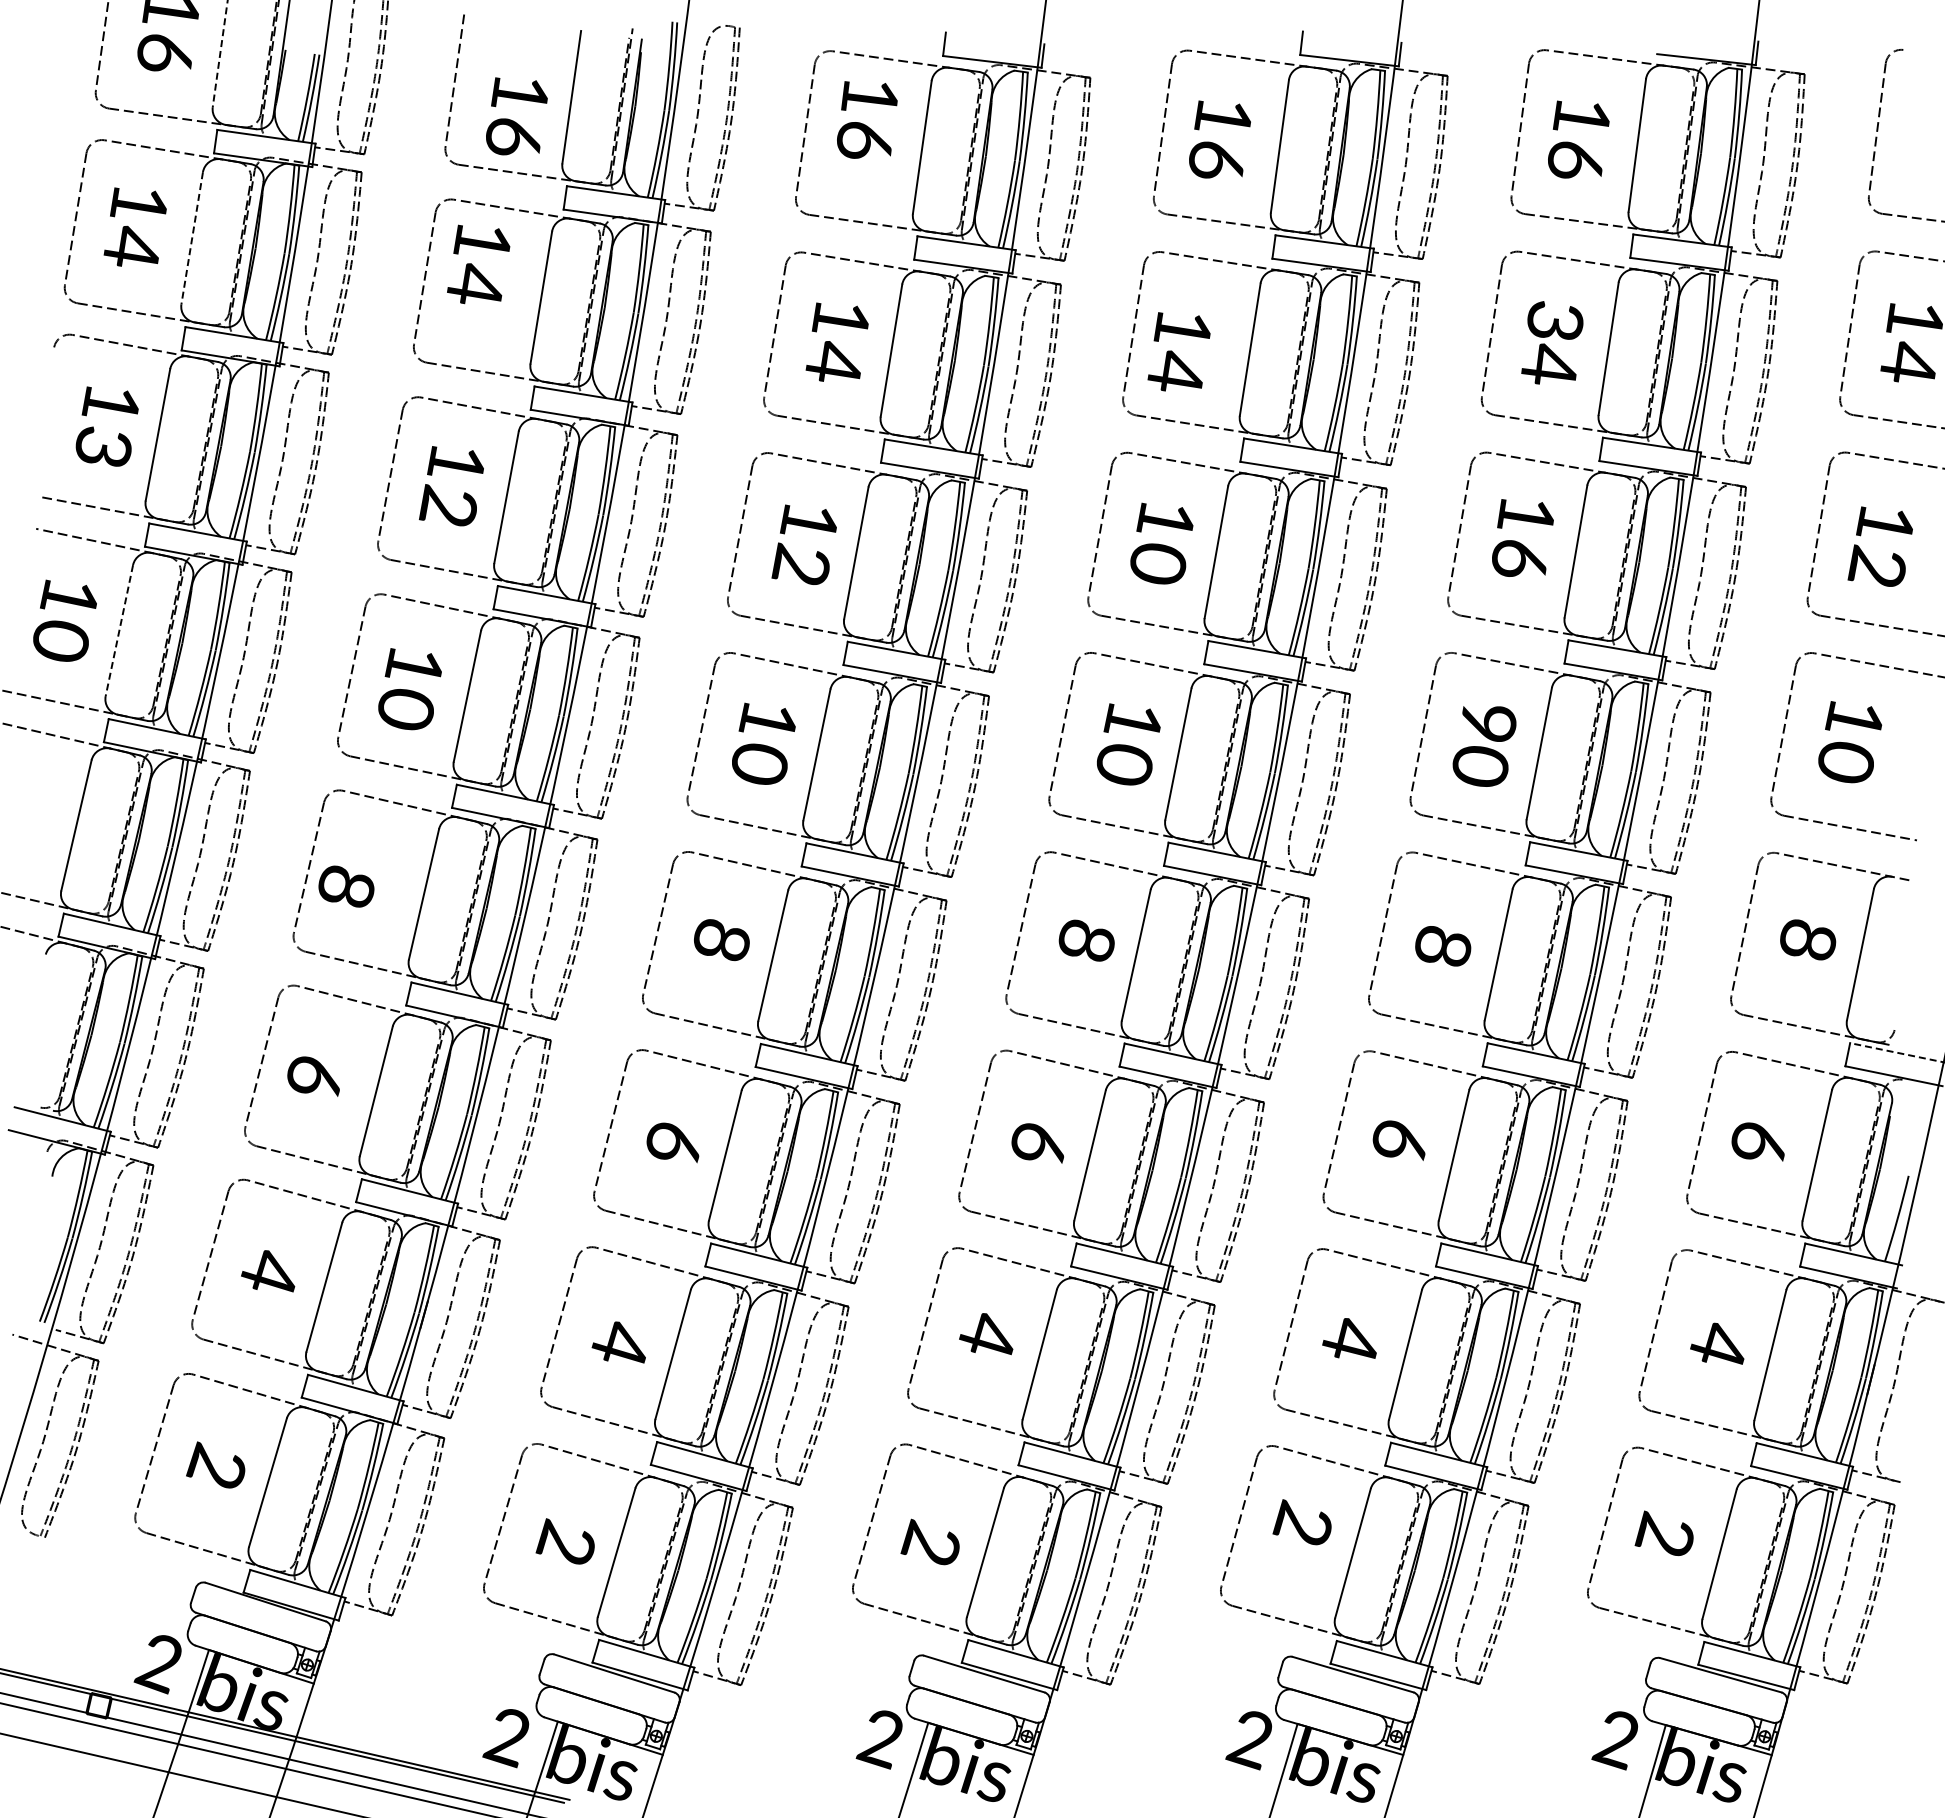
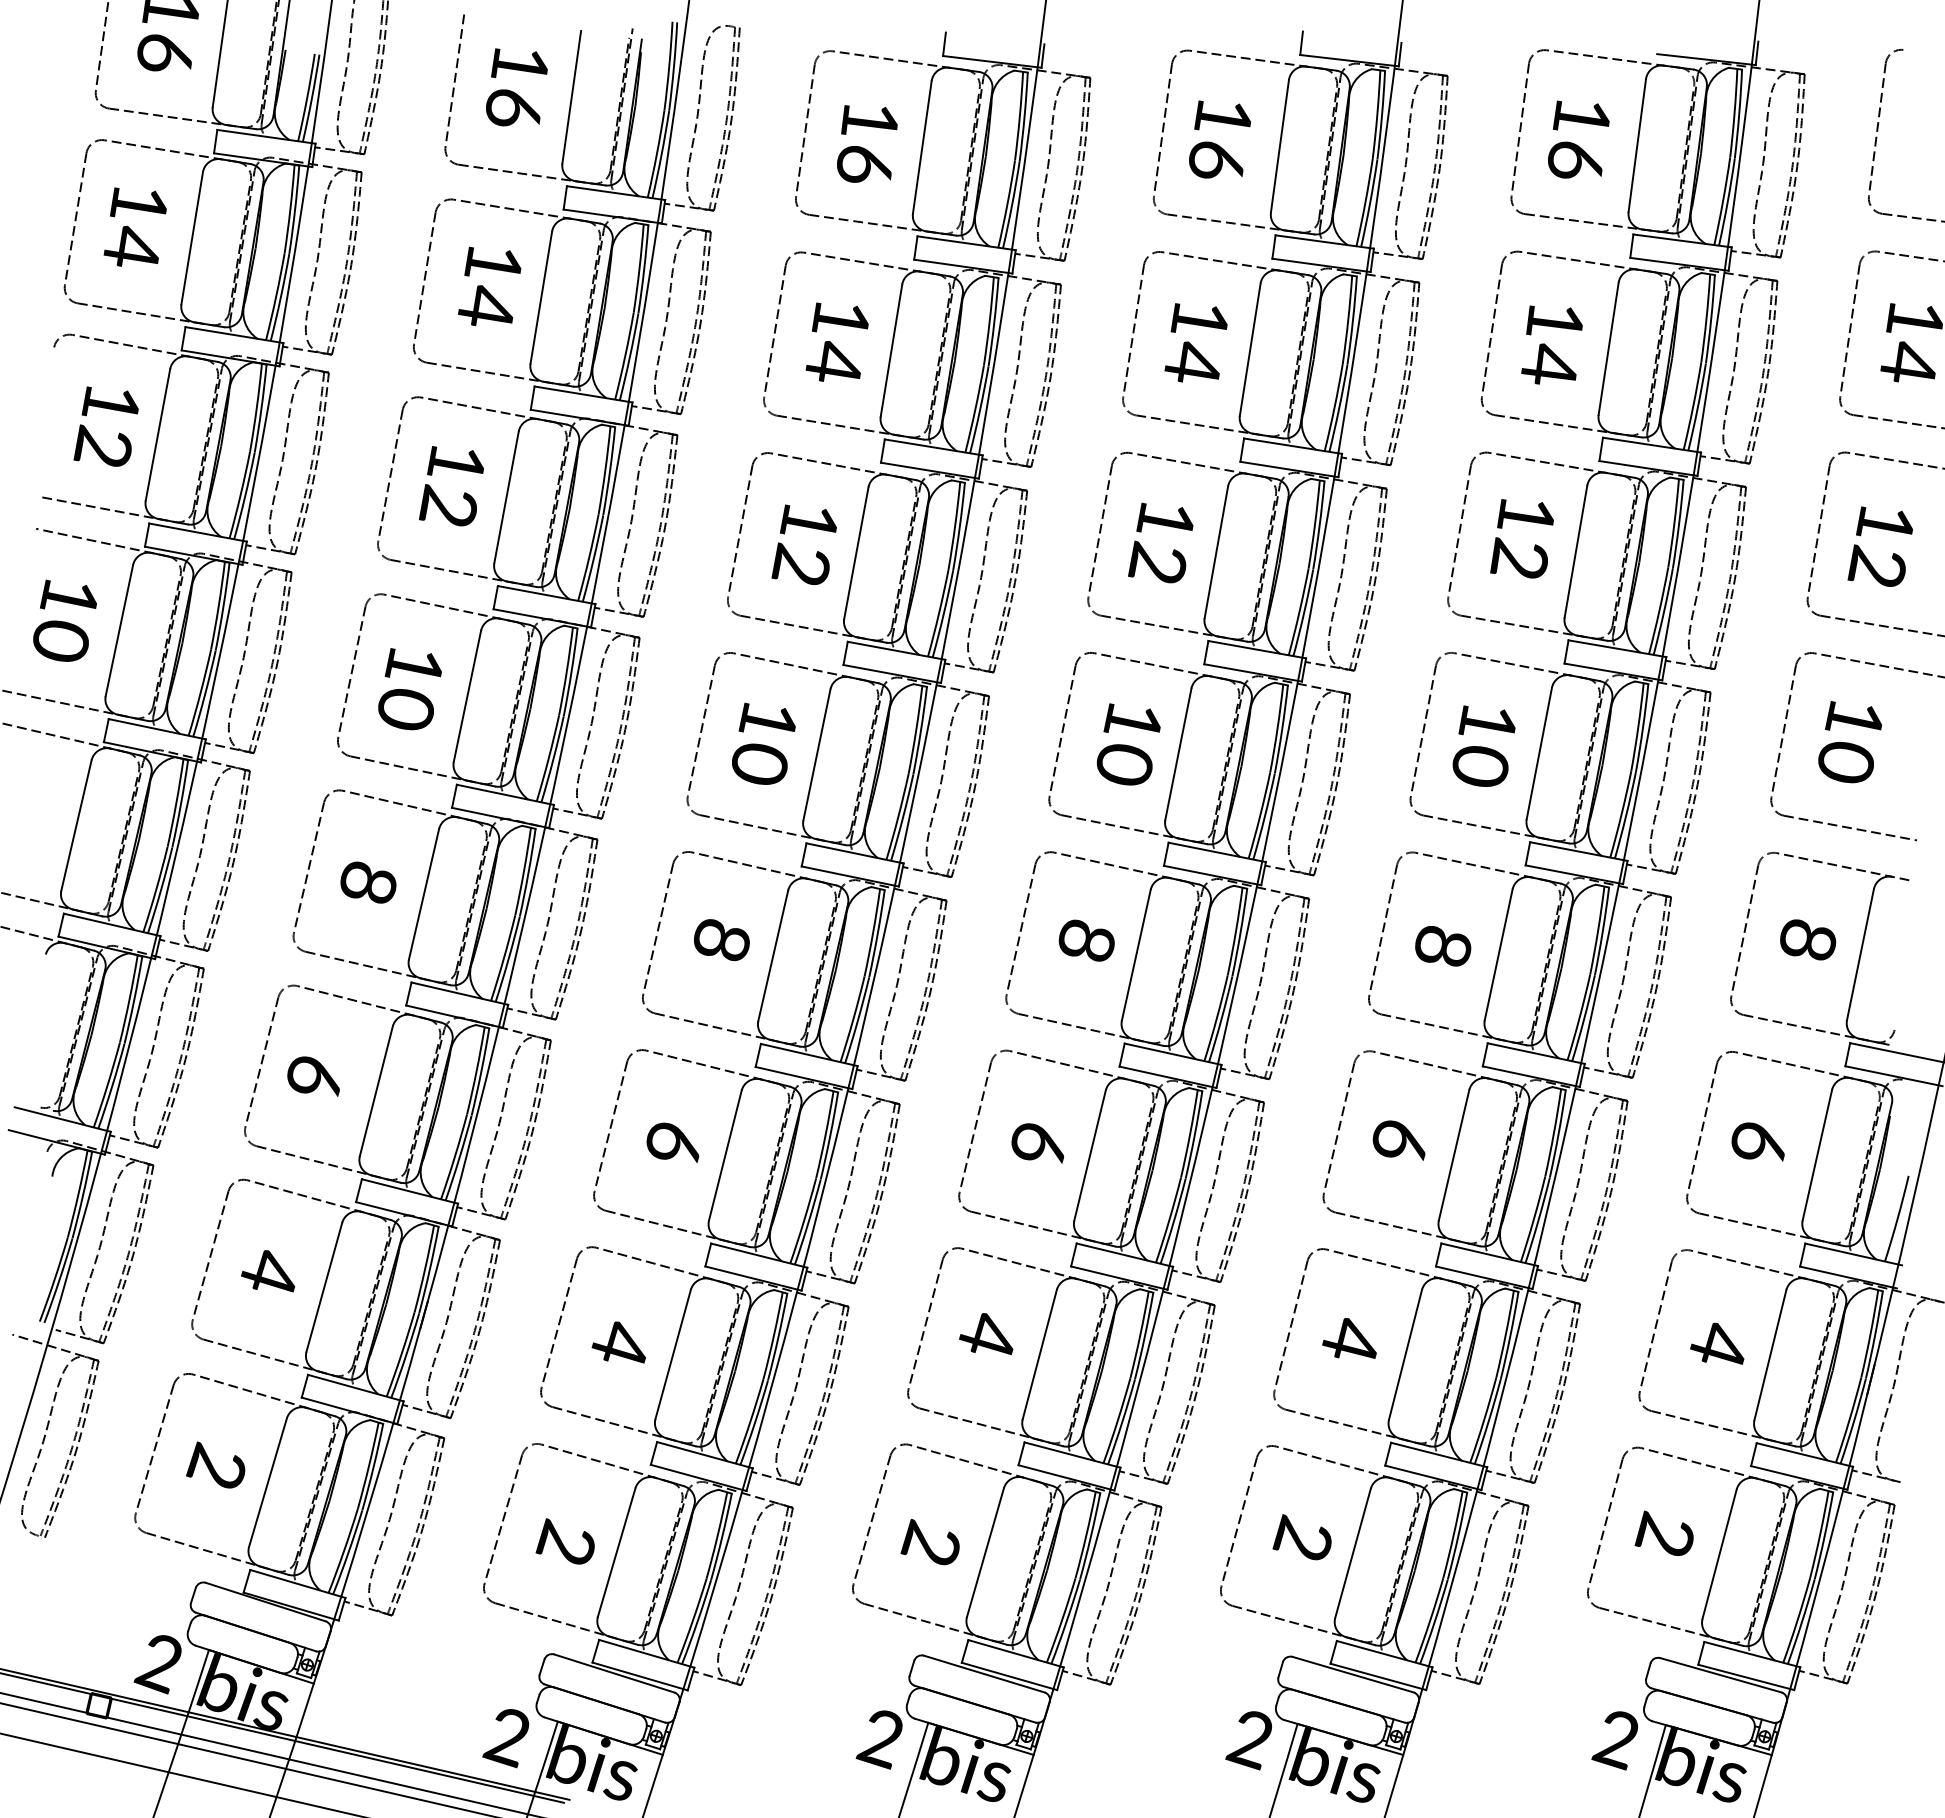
line: dashed -> solid (220, 53)
text position: (516, 116) -> (516, 87) (516, 87)
text position: (867, 119) -> (867, 143) (867, 143)
line: dashed -> solid (192, 238)
text position: (478, 264) -> (489, 286) (489, 286)
text: 34 -> 14 (1554, 320)
text position: (1178, 351) -> (1195, 342) (1195, 342)
text: 13 -> 12 (102, 445)
text: 16 -> 12 (1518, 557)
text: 10 -> 12 (1156, 562)
line: dashed -> solid (119, 630)
text: 90 -> 10 (1487, 723)
text position: (346, 886) -> (368, 882) (368, 882)
line: dashed -> solid (1896, 1052)
text position: (1301, 1522) -> (1301, 1537) (1301, 1537)
